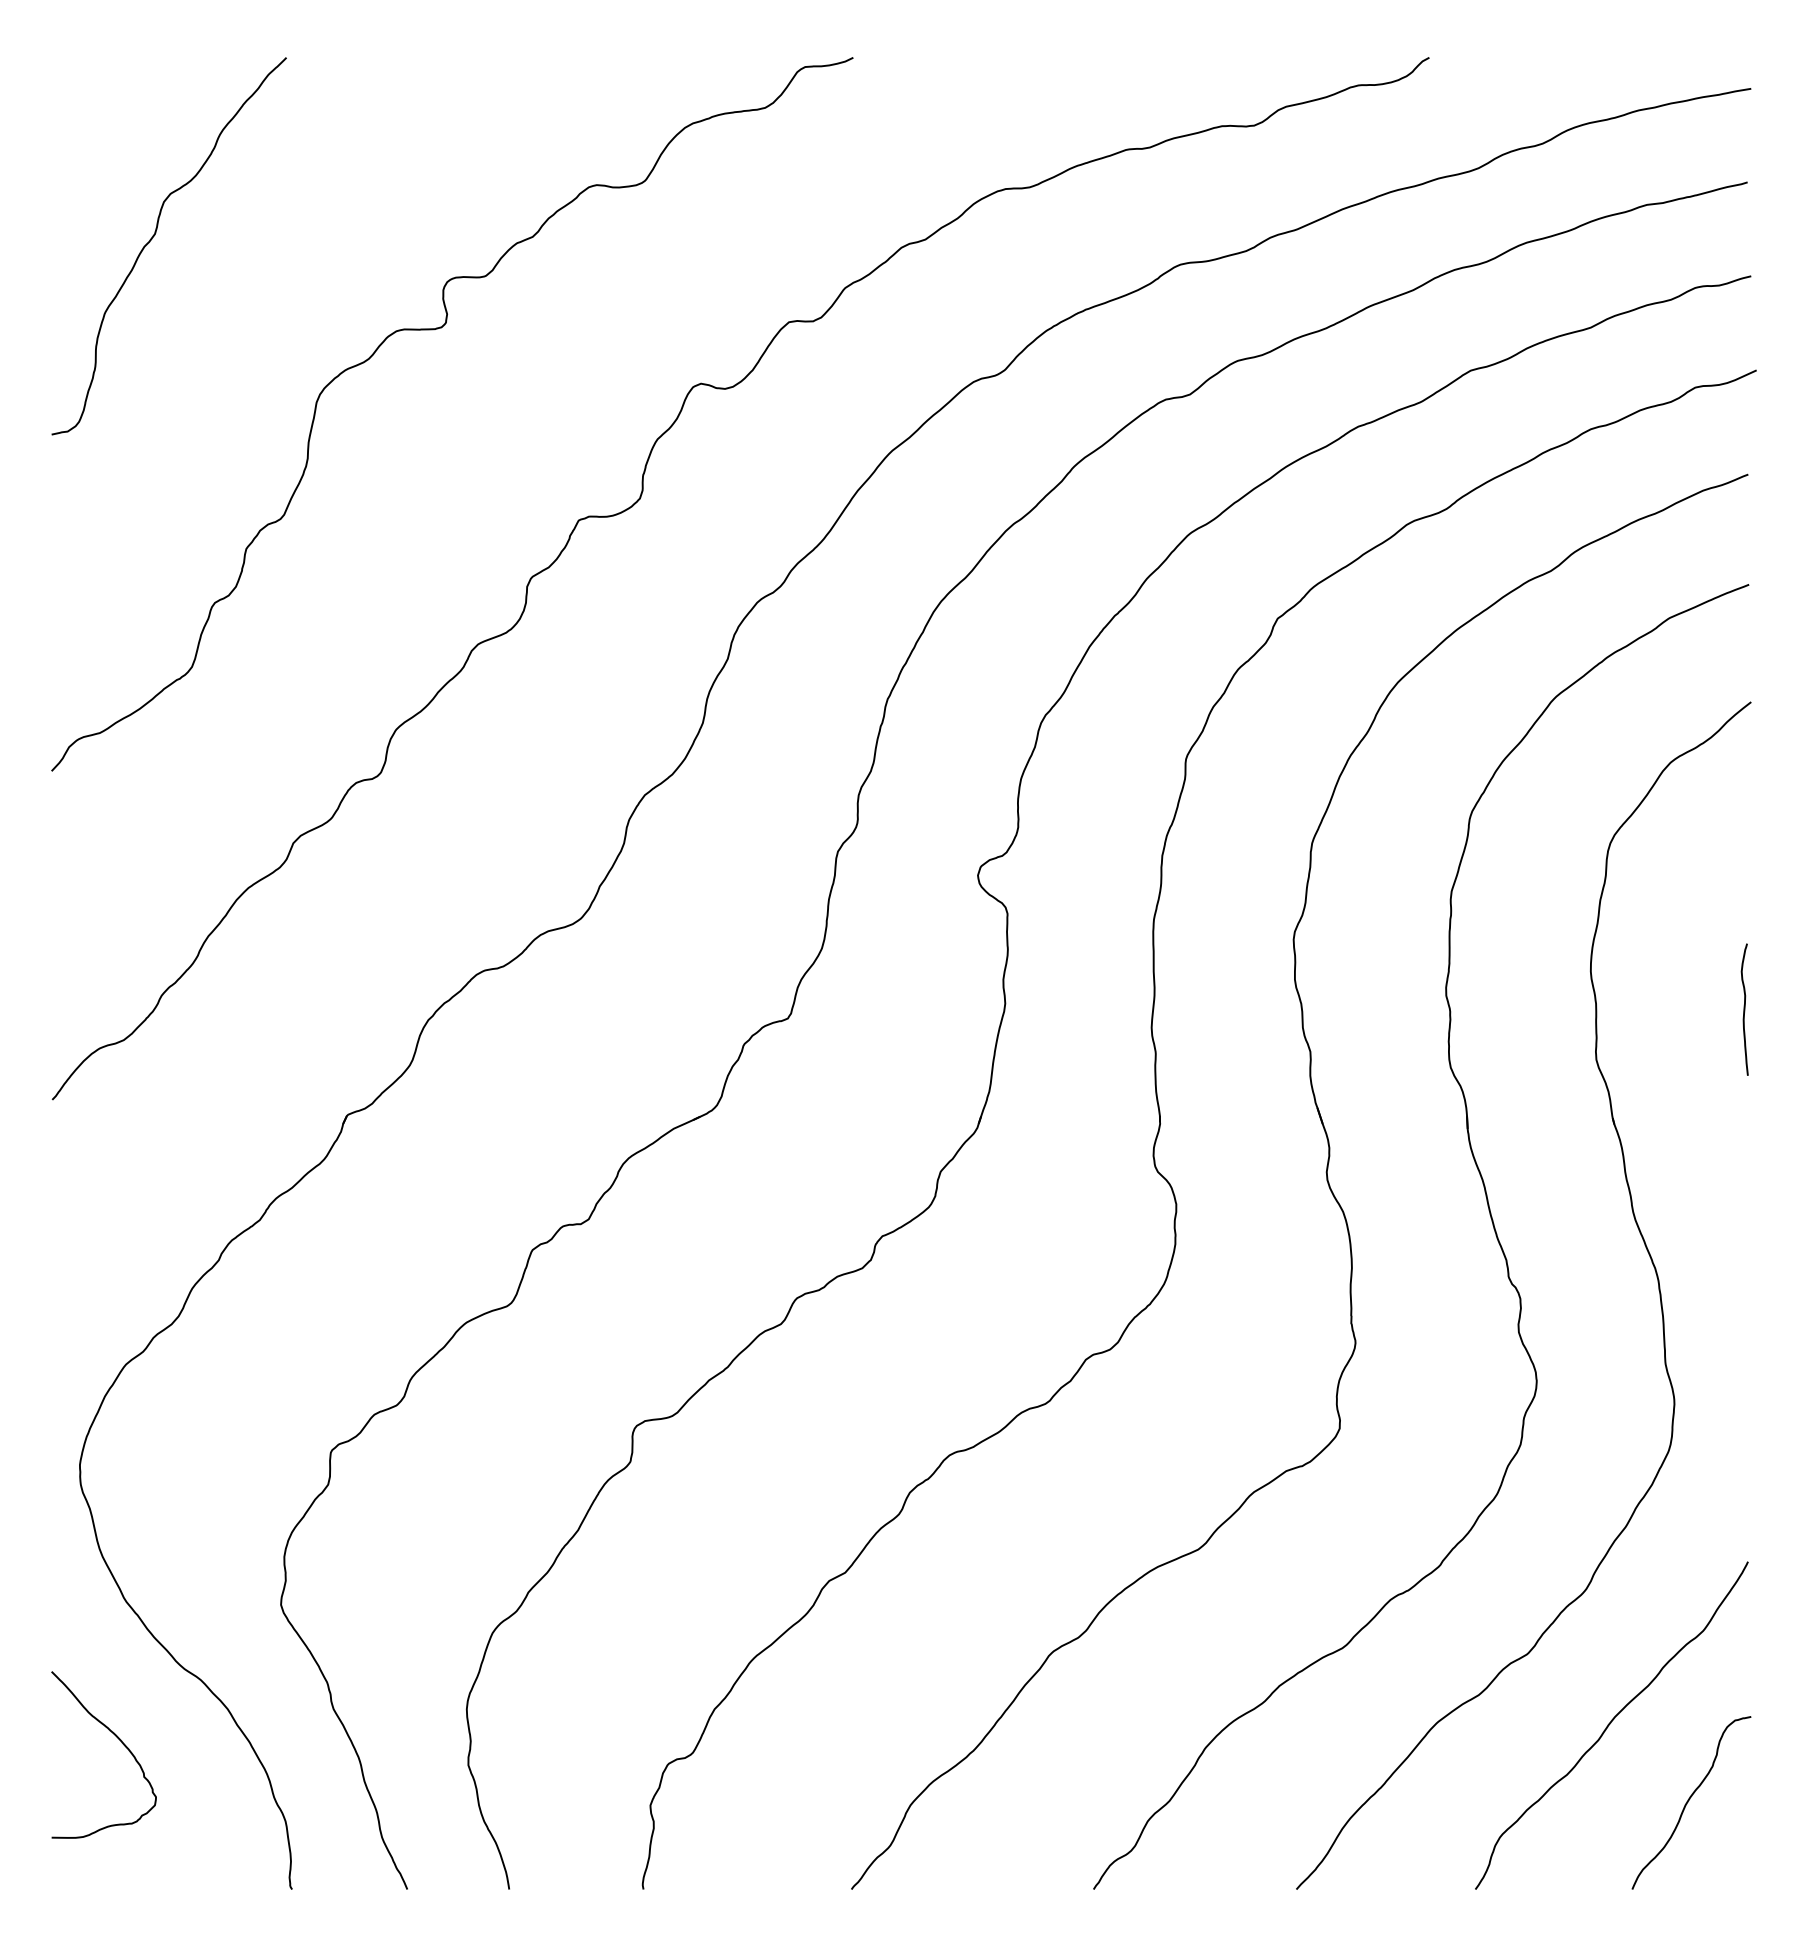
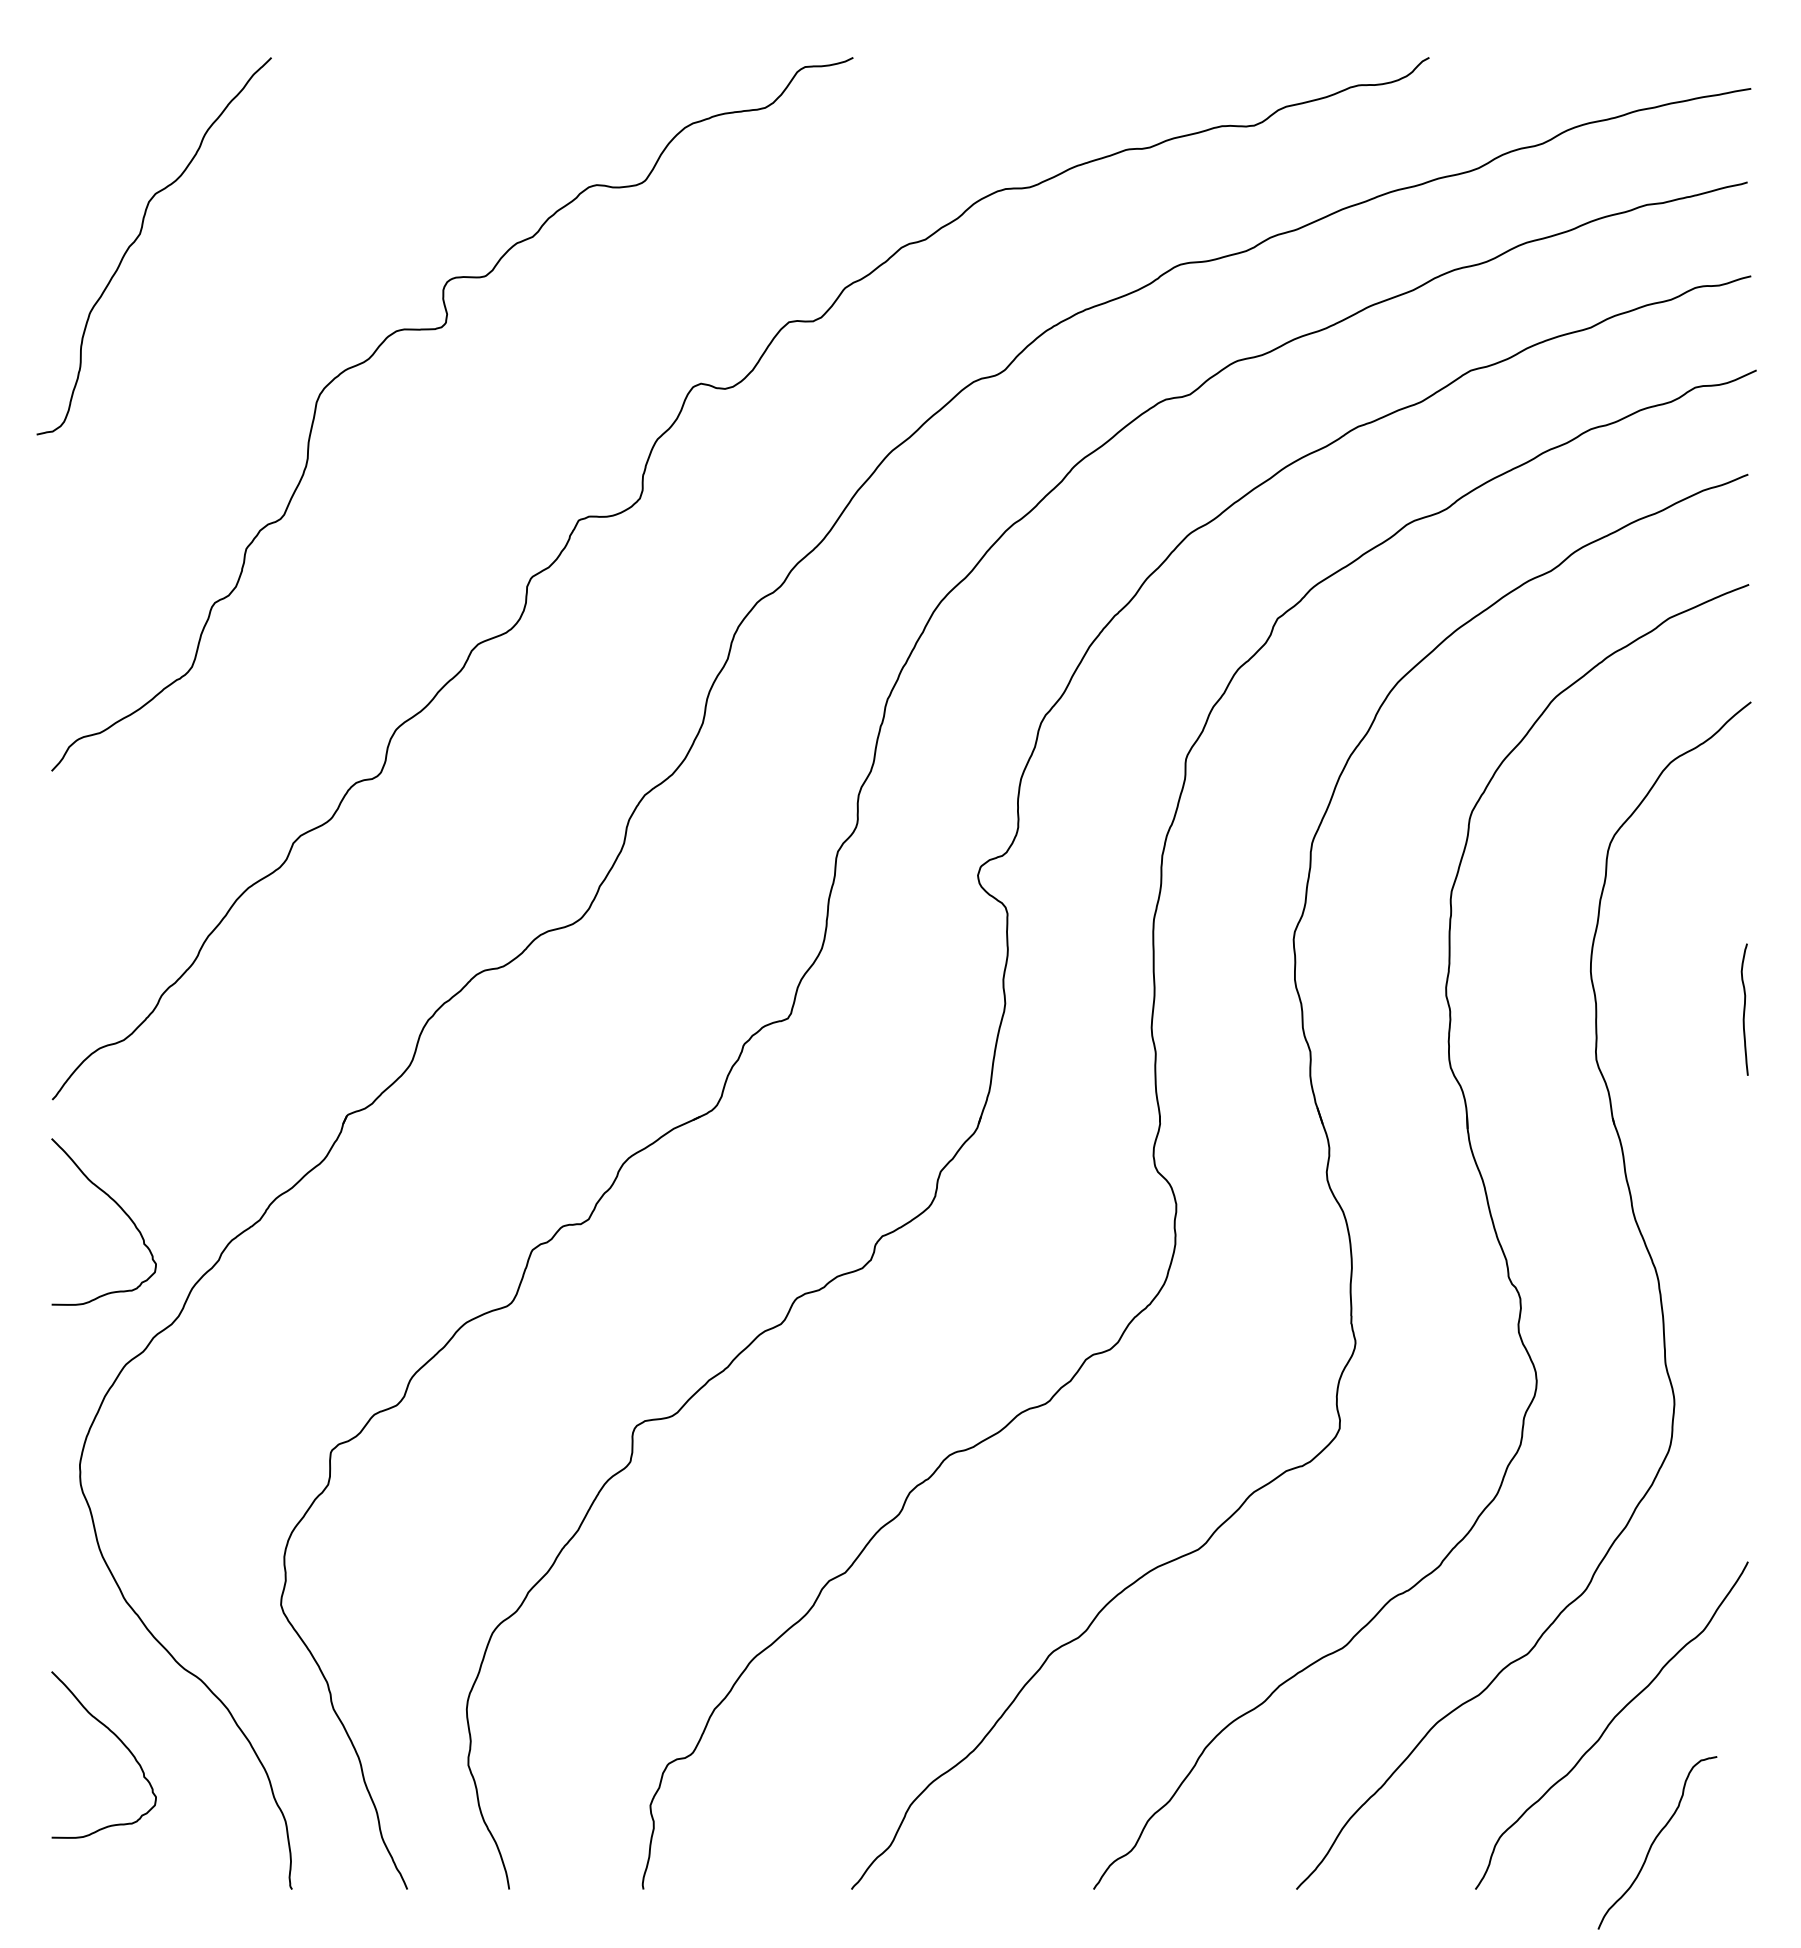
curve position: (155, 235) -> (140, 235) (140, 235)
curve: none -> present (118, 1206)
curve position: (1689, 1800) -> (1655, 1840) (1655, 1840)
